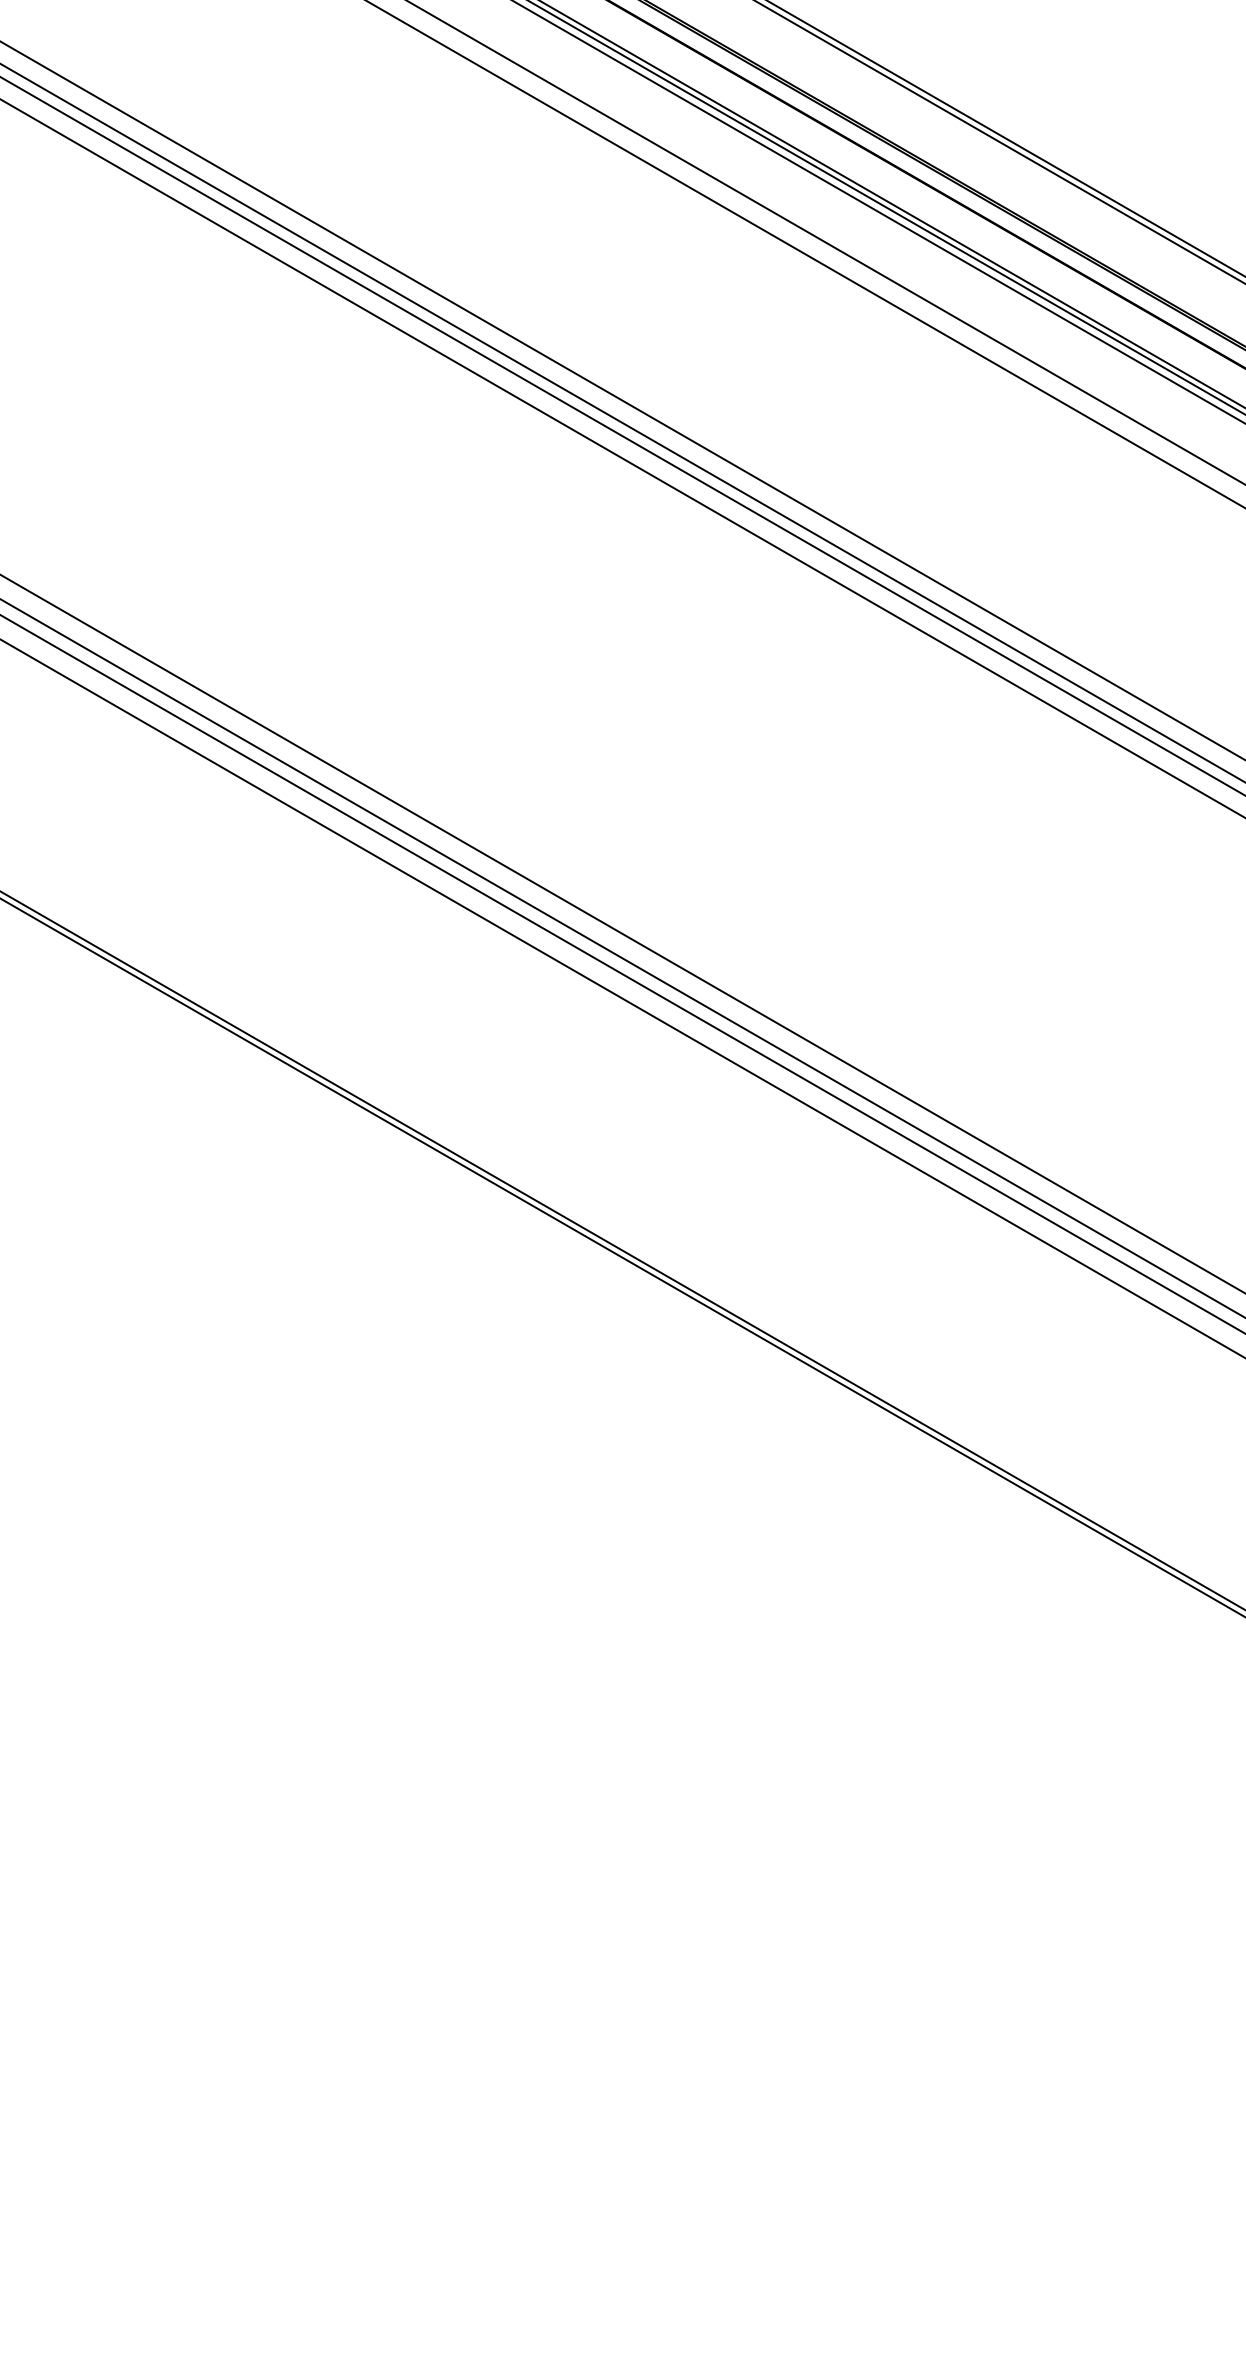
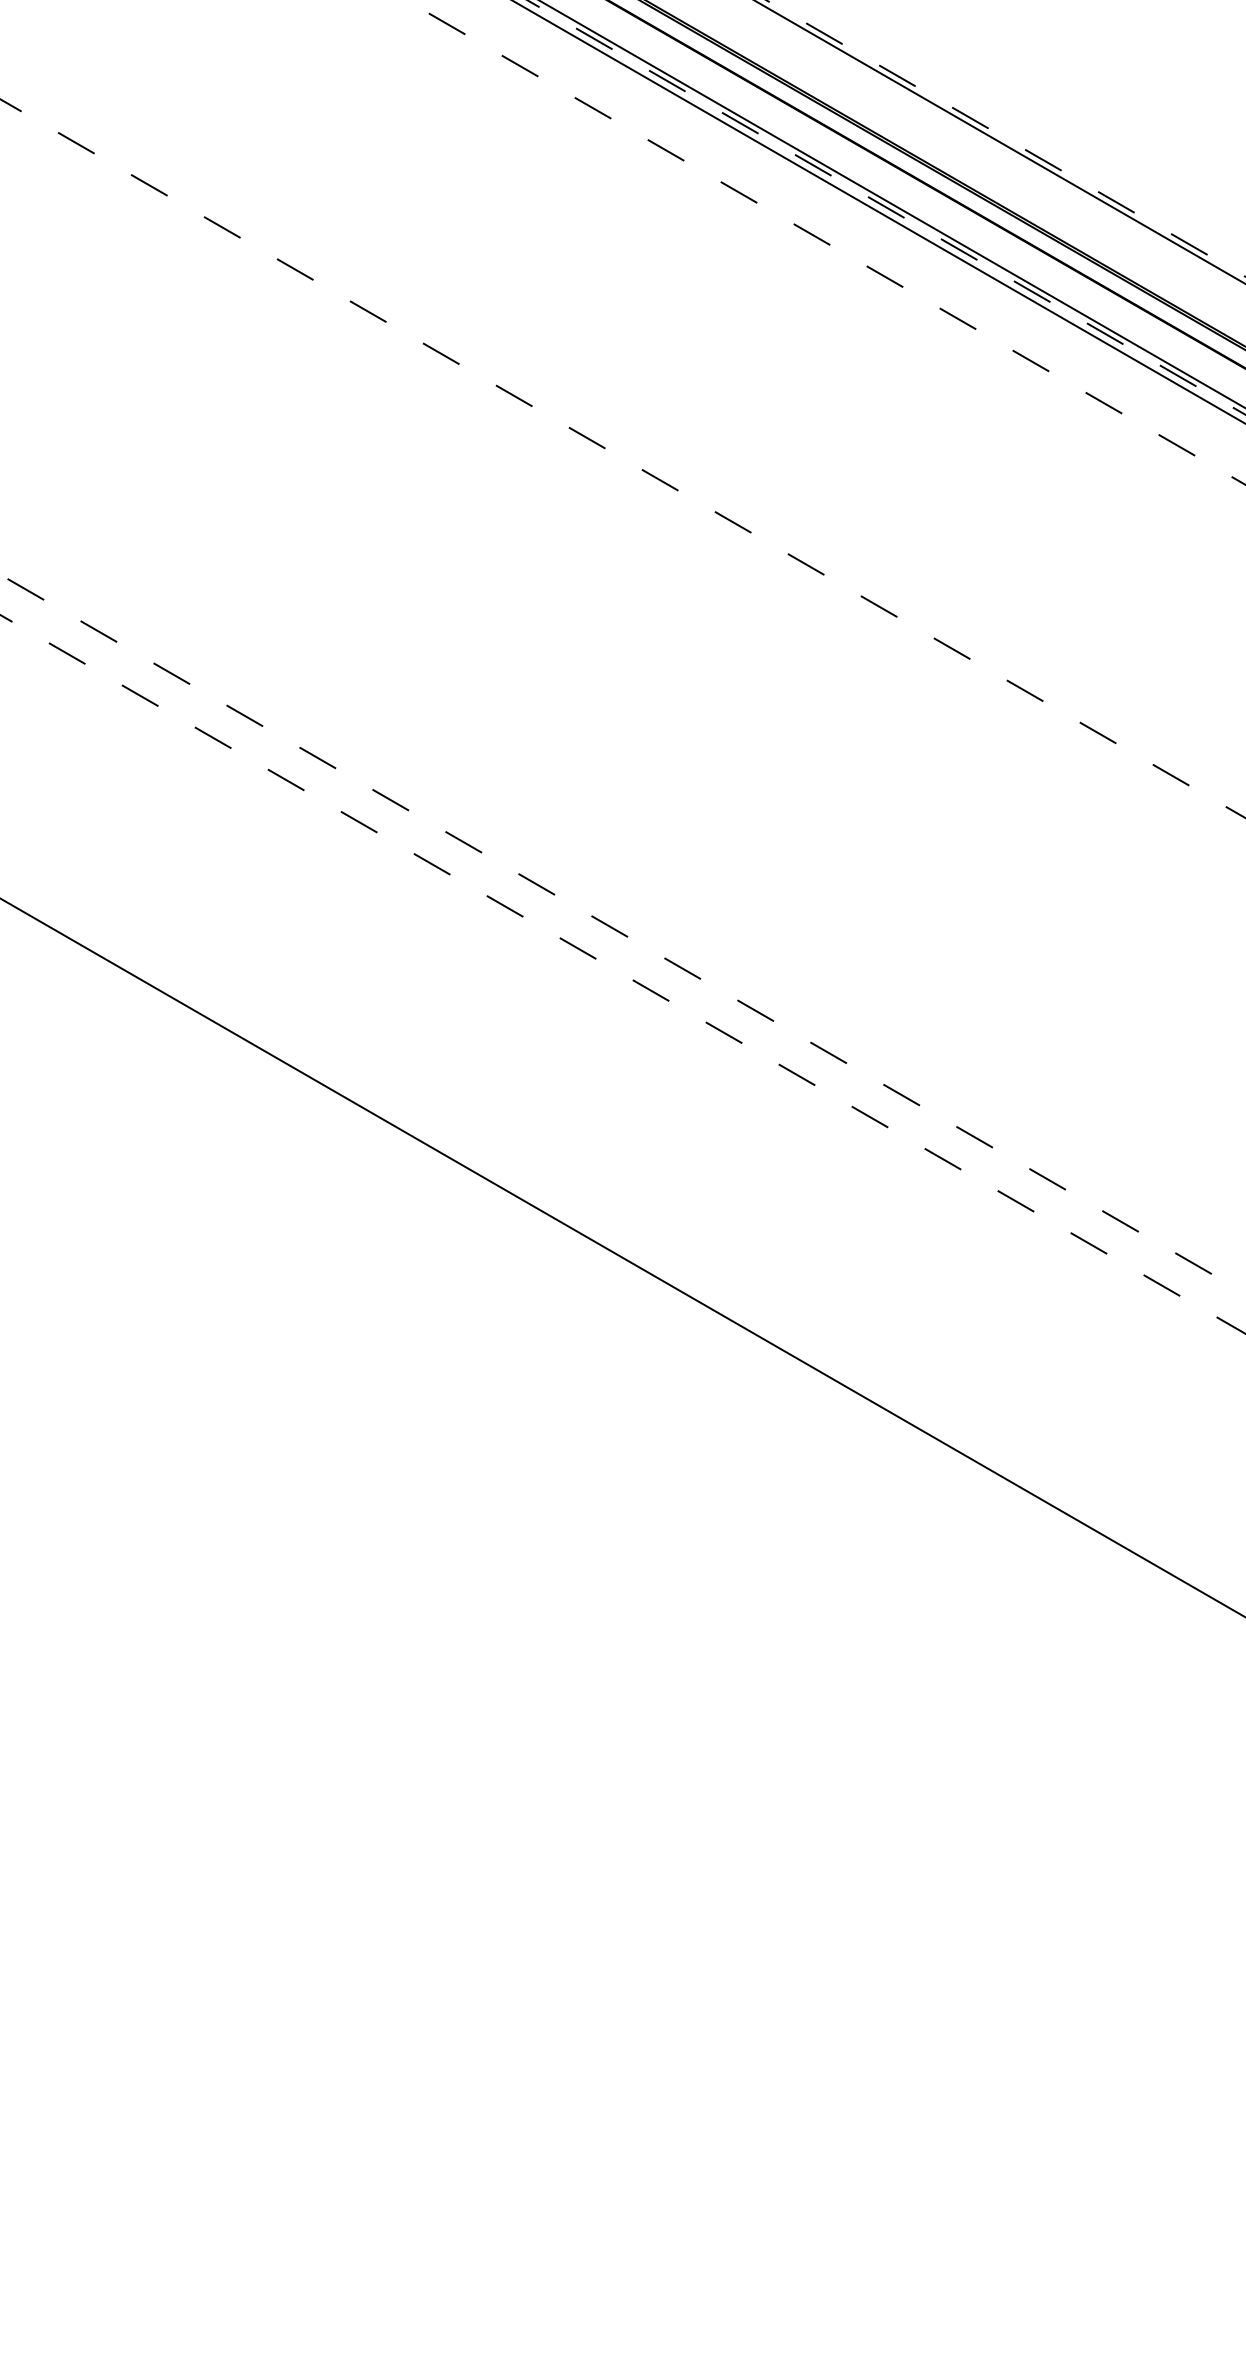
line: solid -> dashed (1005, 138)
line: solid -> dashed (886, 207)
line: solid -> dashed (825, 242)
line: present -> none (805, 254)
line: present -> none (622, 400)
line: present -> none (622, 422)
line: present -> none (622, 436)
line: solid -> dashed (622, 458)
line: solid -> dashed (622, 934)
line: present -> none (622, 958)
line: solid -> dashed (622, 974)
line: present -> none (622, 998)
line: present -> none (622, 1250)
